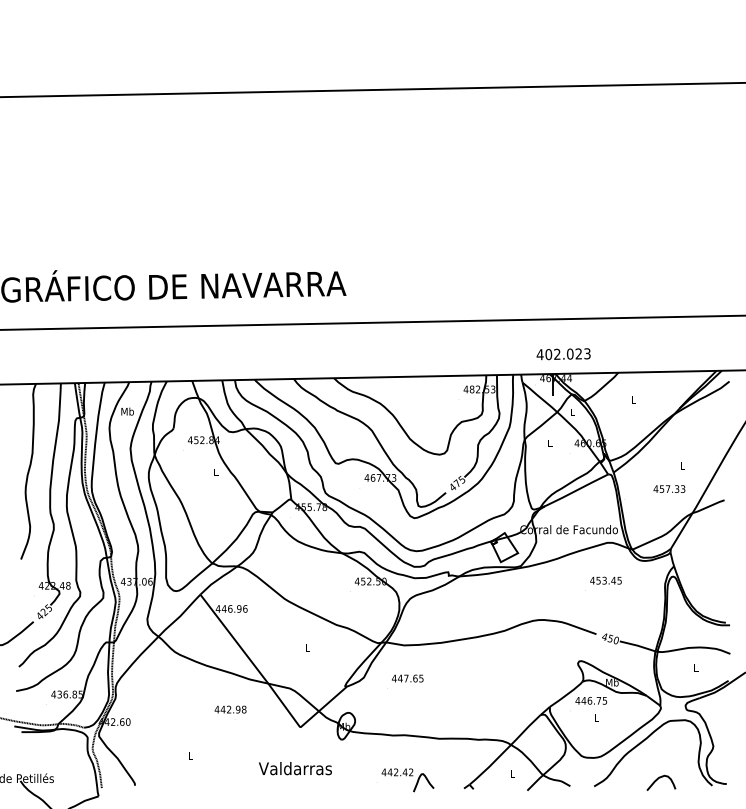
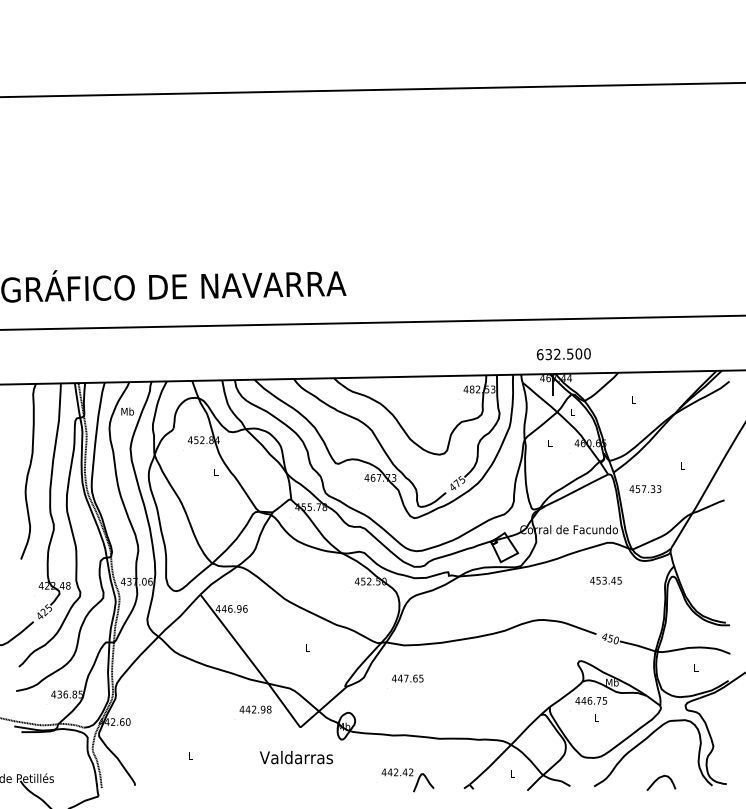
text: 402.023 -> 632.500 (563, 354)
text position: (669, 488) -> (645, 488) (645, 488)
text position: (230, 709) -> (255, 709) (255, 709)
text position: (295, 768) -> (296, 757) (296, 757)
